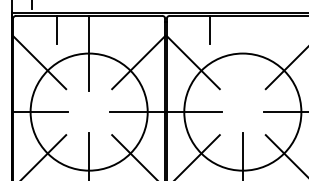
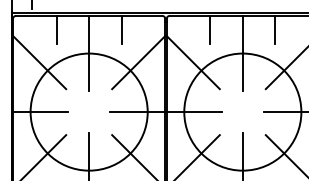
line: none -> present (121, 29)
line: none -> present (275, 29)
line: none -> present (242, 53)
